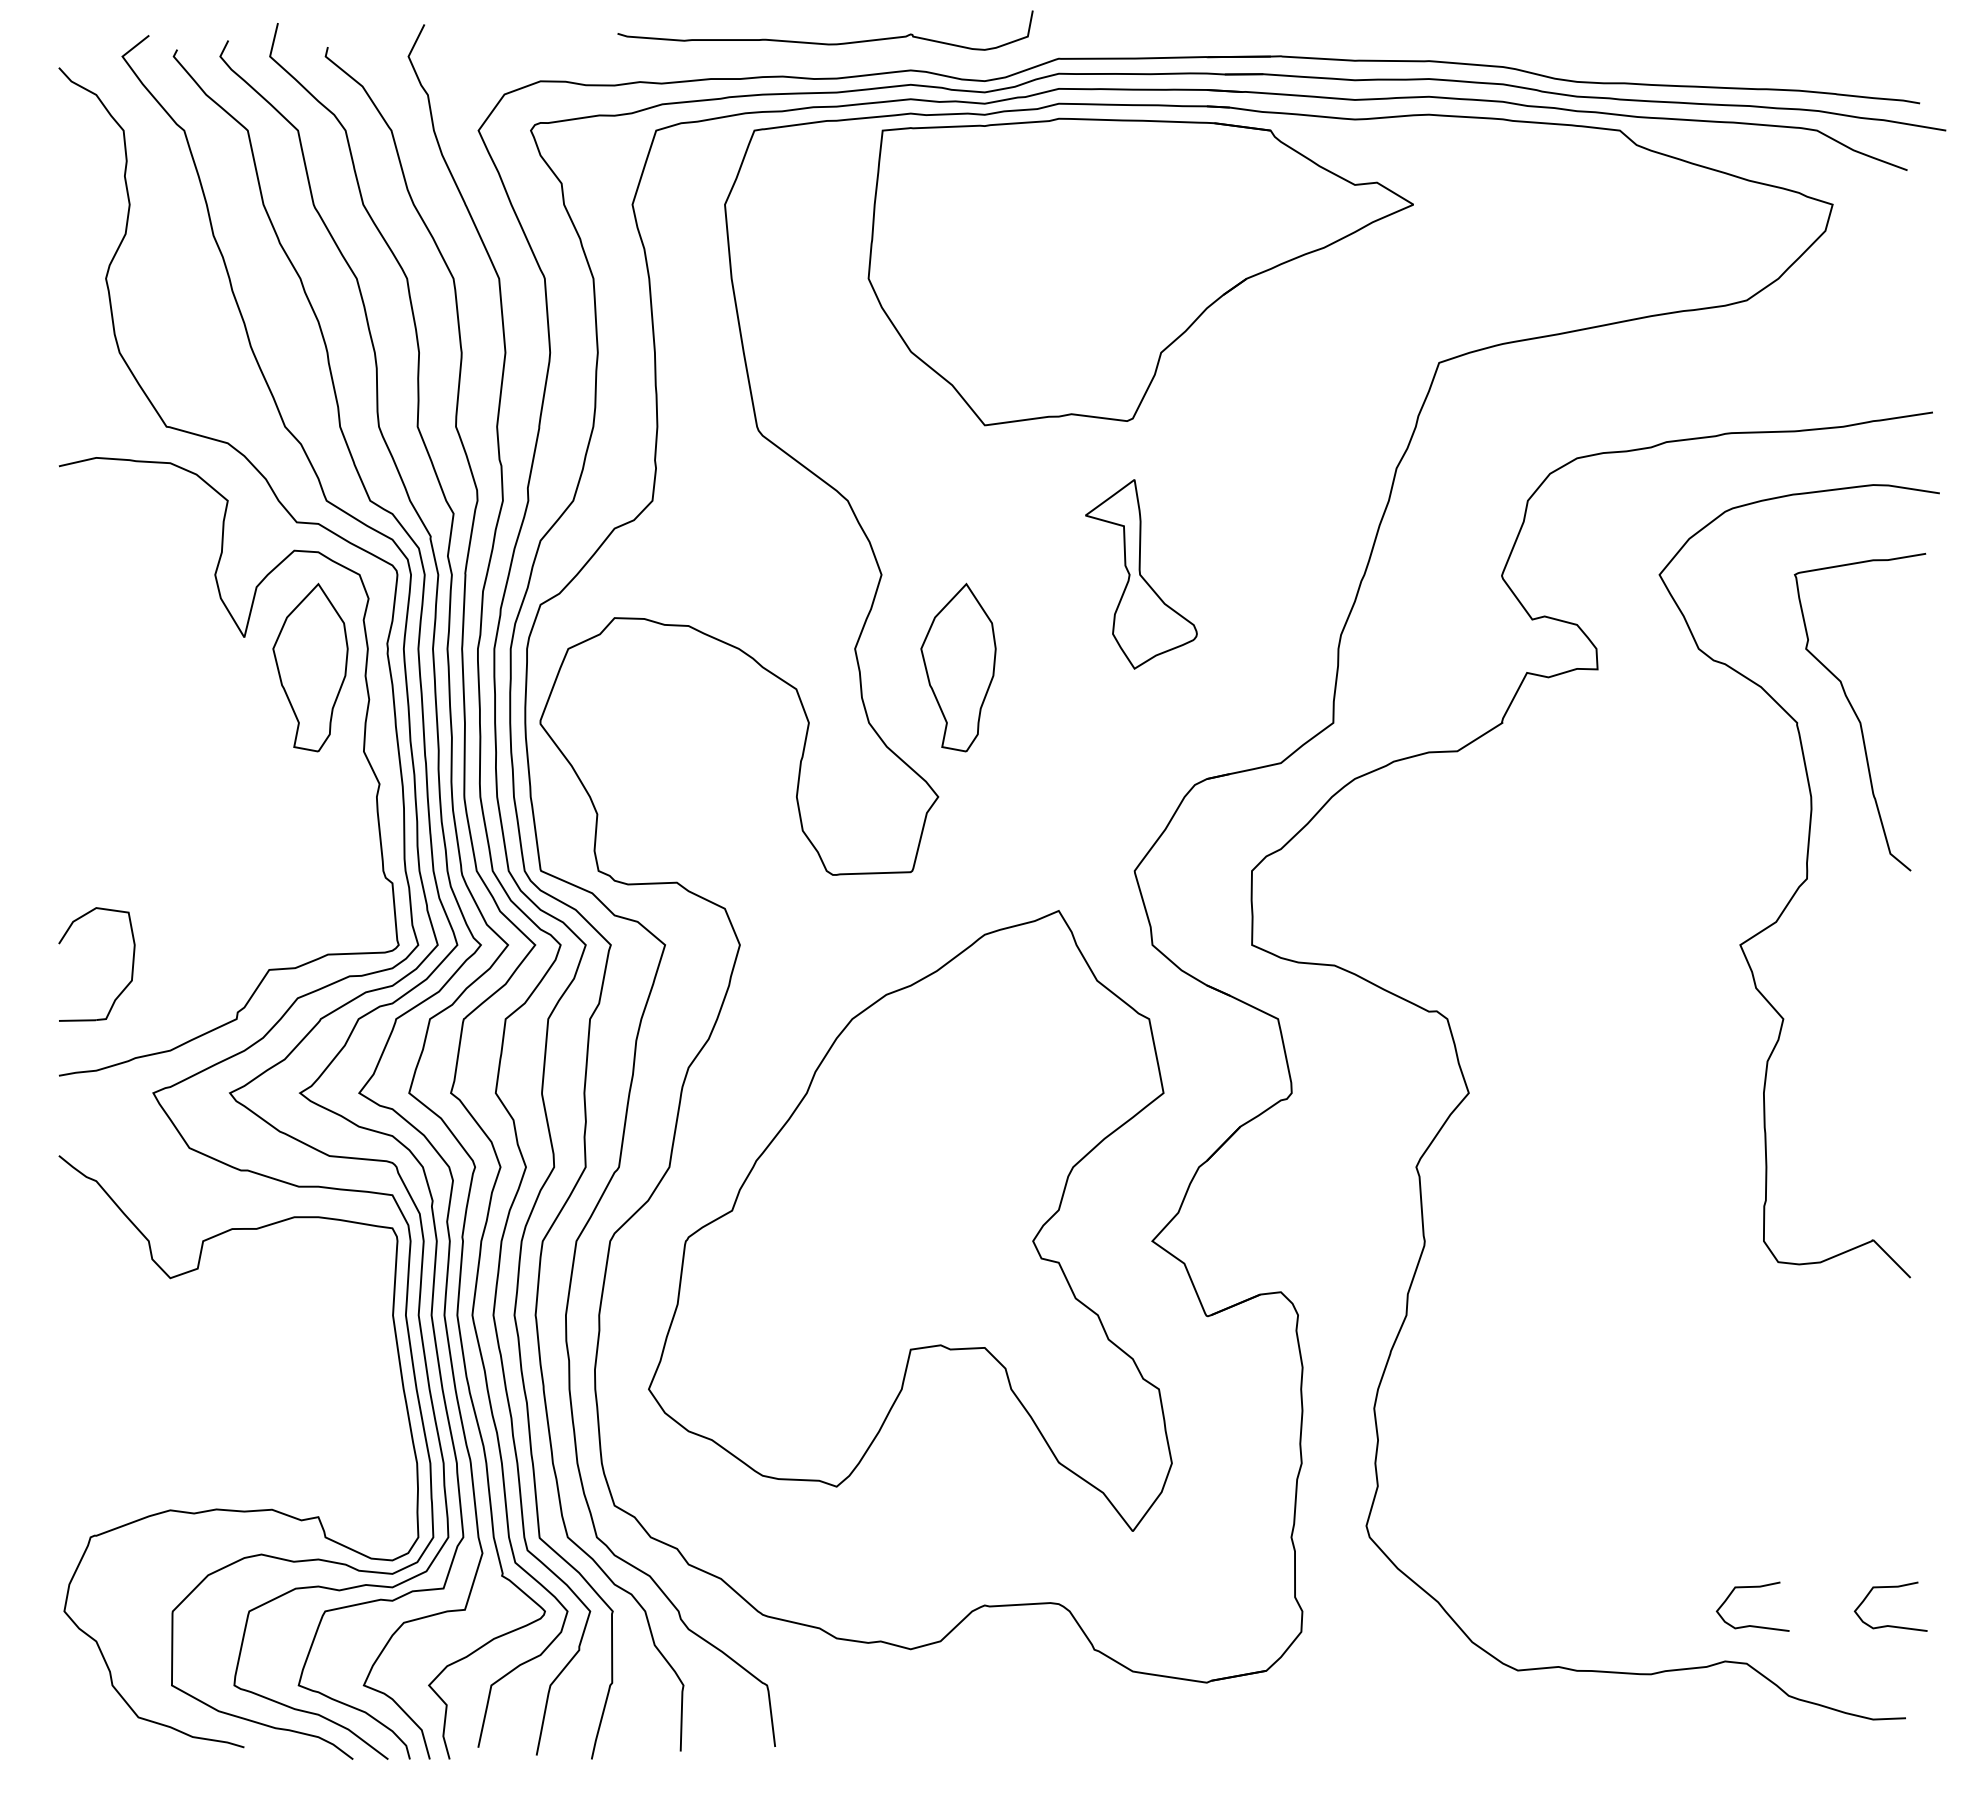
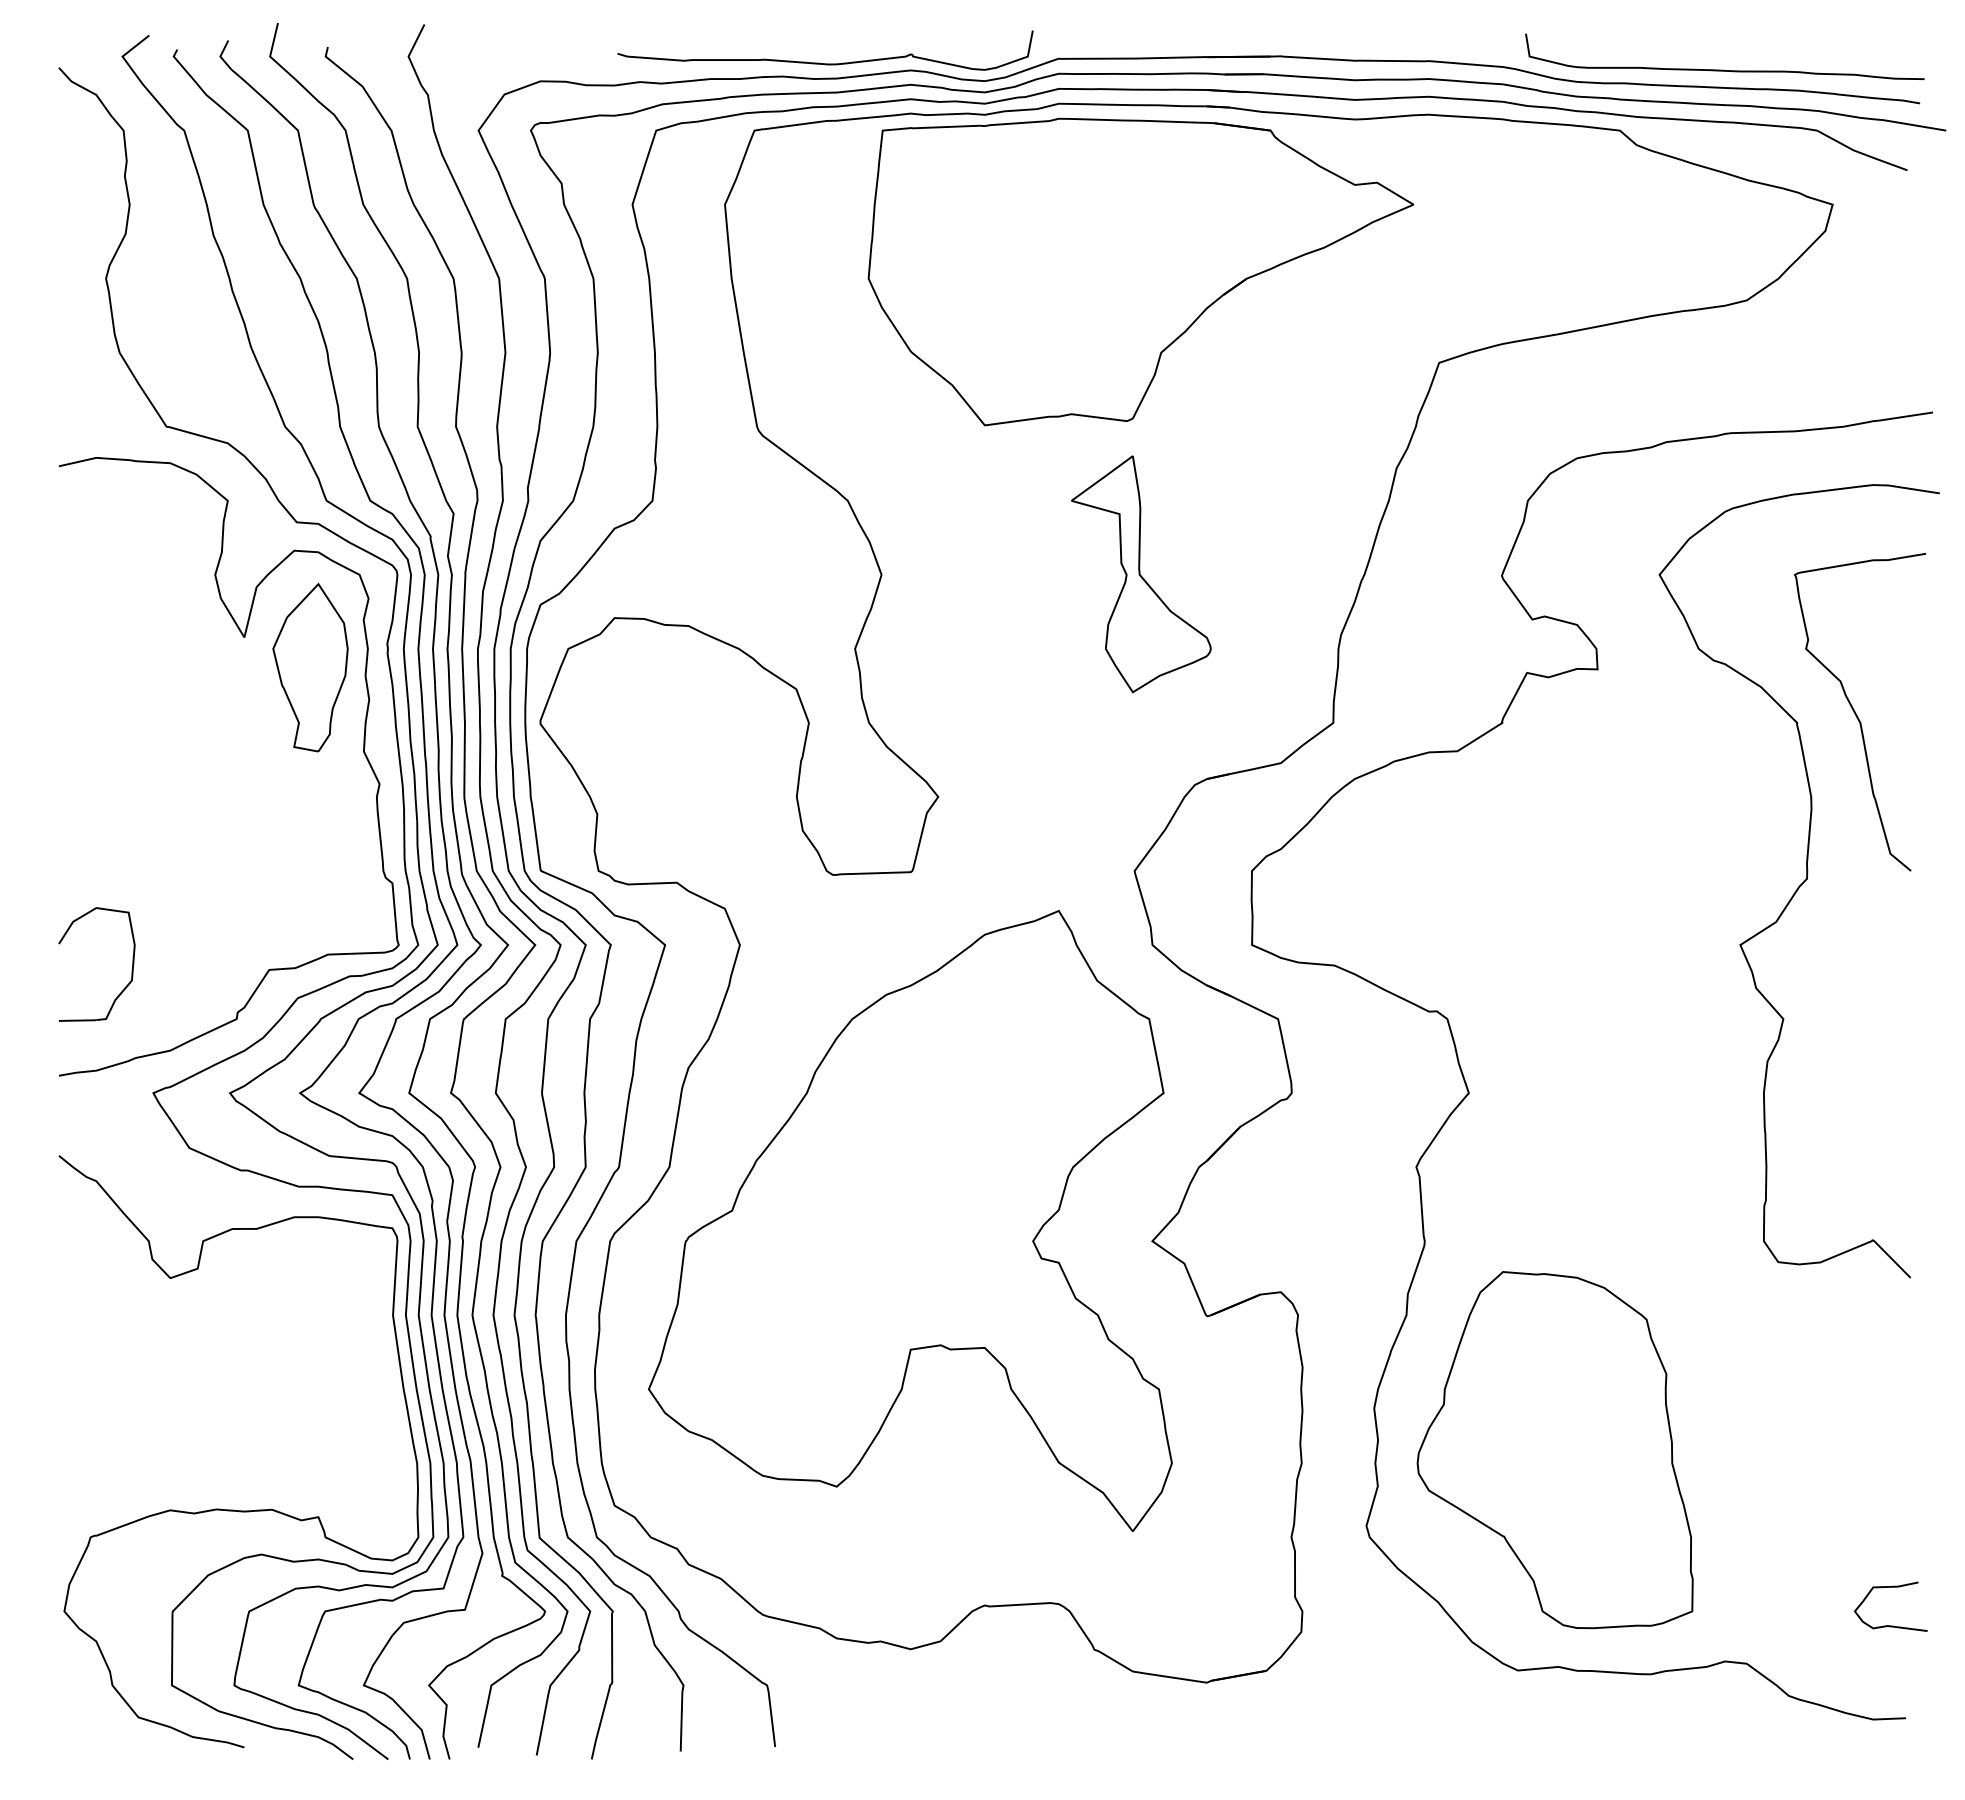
curve position: (825, 43) -> (825, 63) (825, 63)
curve: none -> present (1724, 69)
part size: 113x191 px -> 141x239 px (1141, 574)
part: present -> none (958, 667)
part: none -> present (1554, 1450)
curve: present -> none (1752, 1587)
